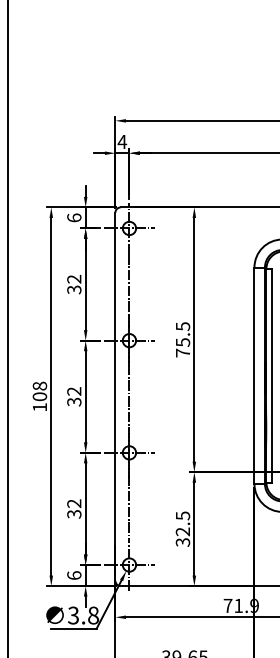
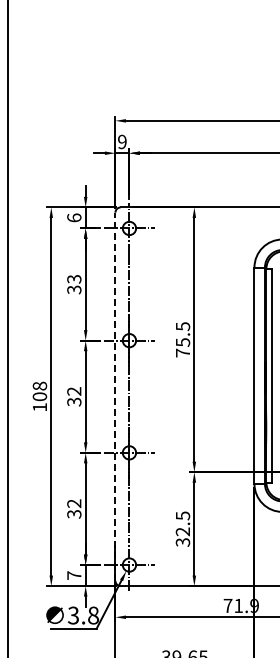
text: 4 -> 9 (122, 141)
text: 32 -> 33 (74, 279)
line: solid -> dashed (115, 396)
text: 6 -> 7 (74, 575)
